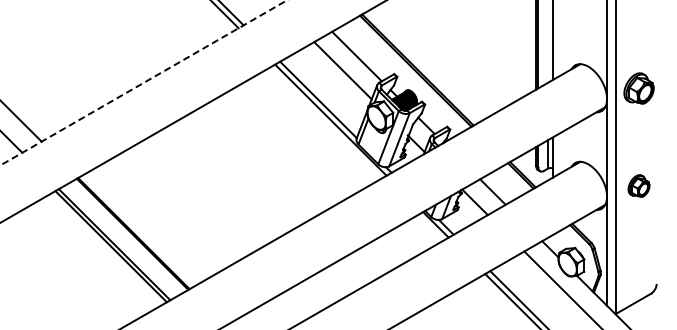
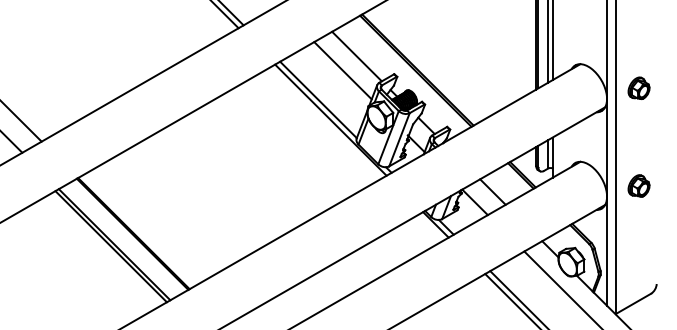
line: none -> present (548, 42)
line: dashed -> solid (143, 82)
part size: 32x33 px -> 24x24 px (638, 87)
